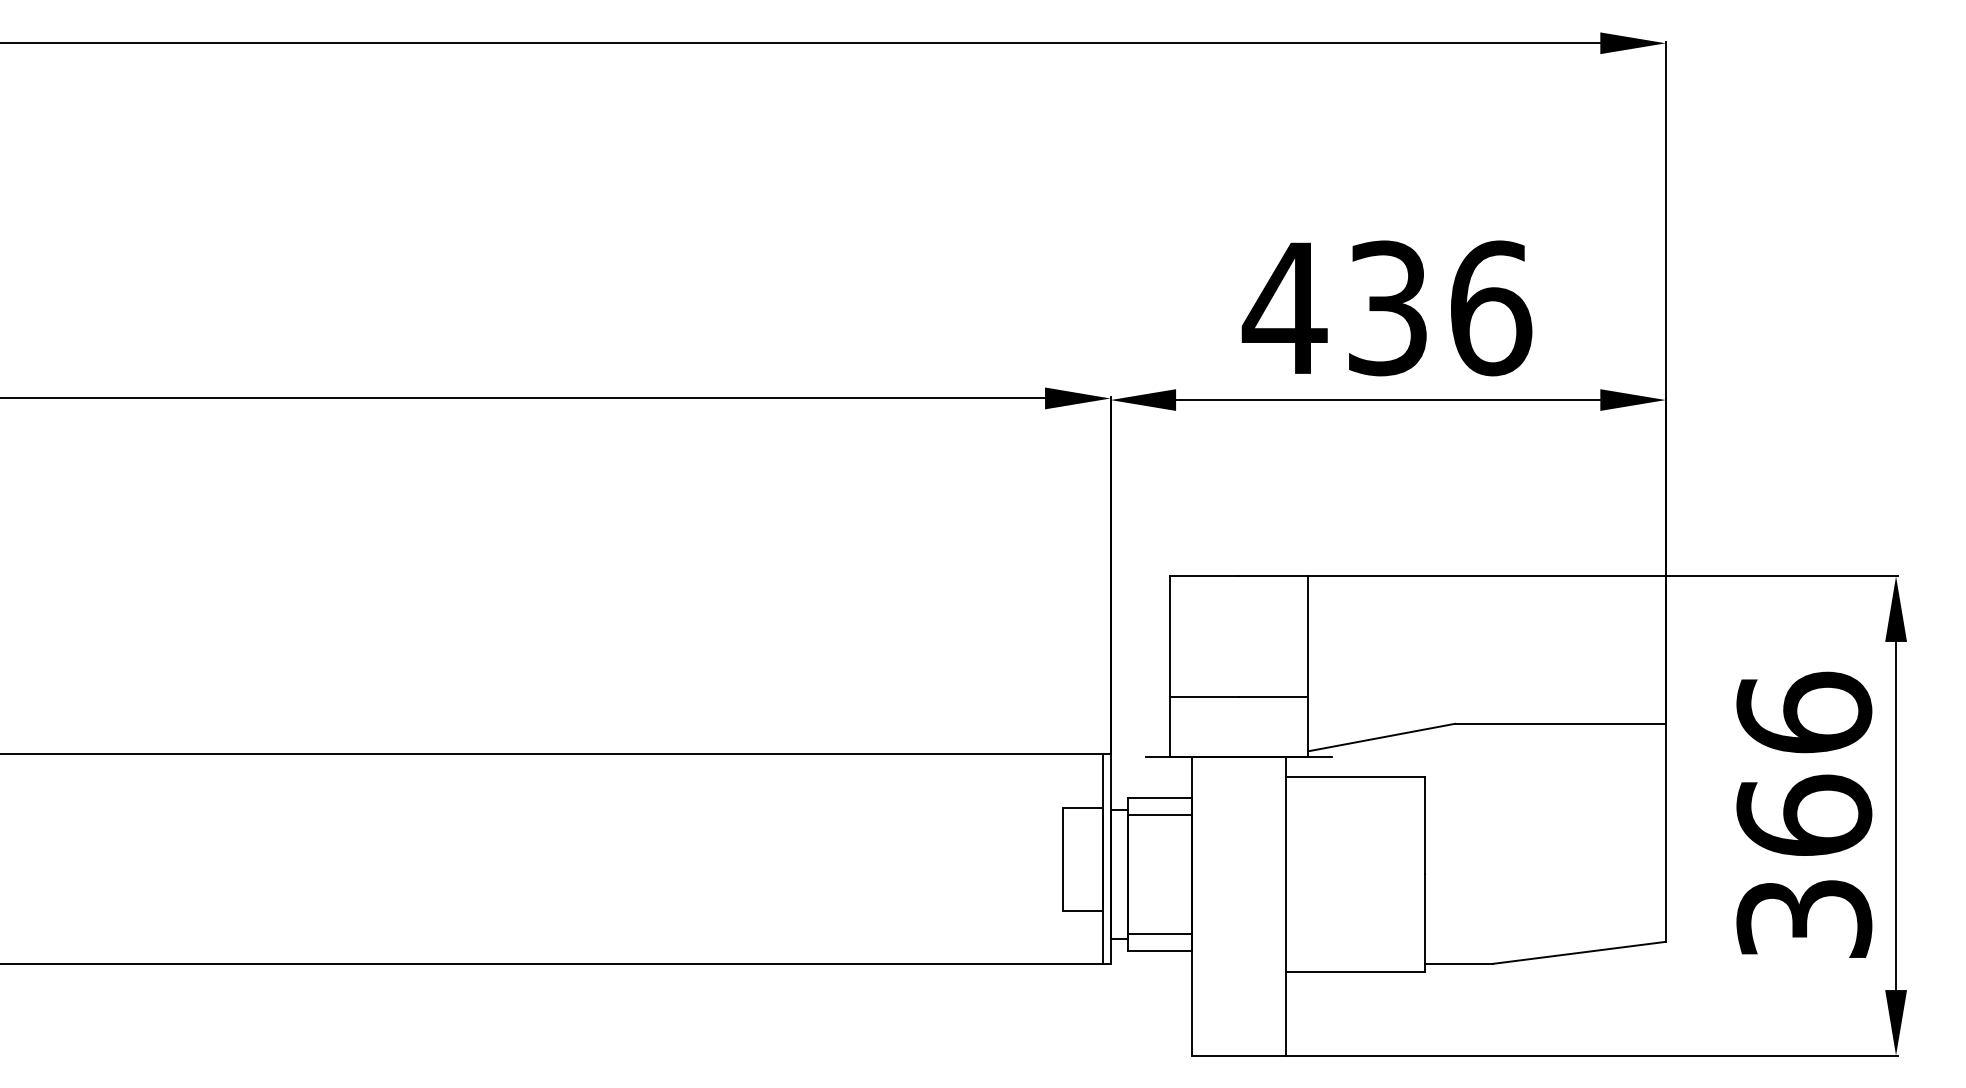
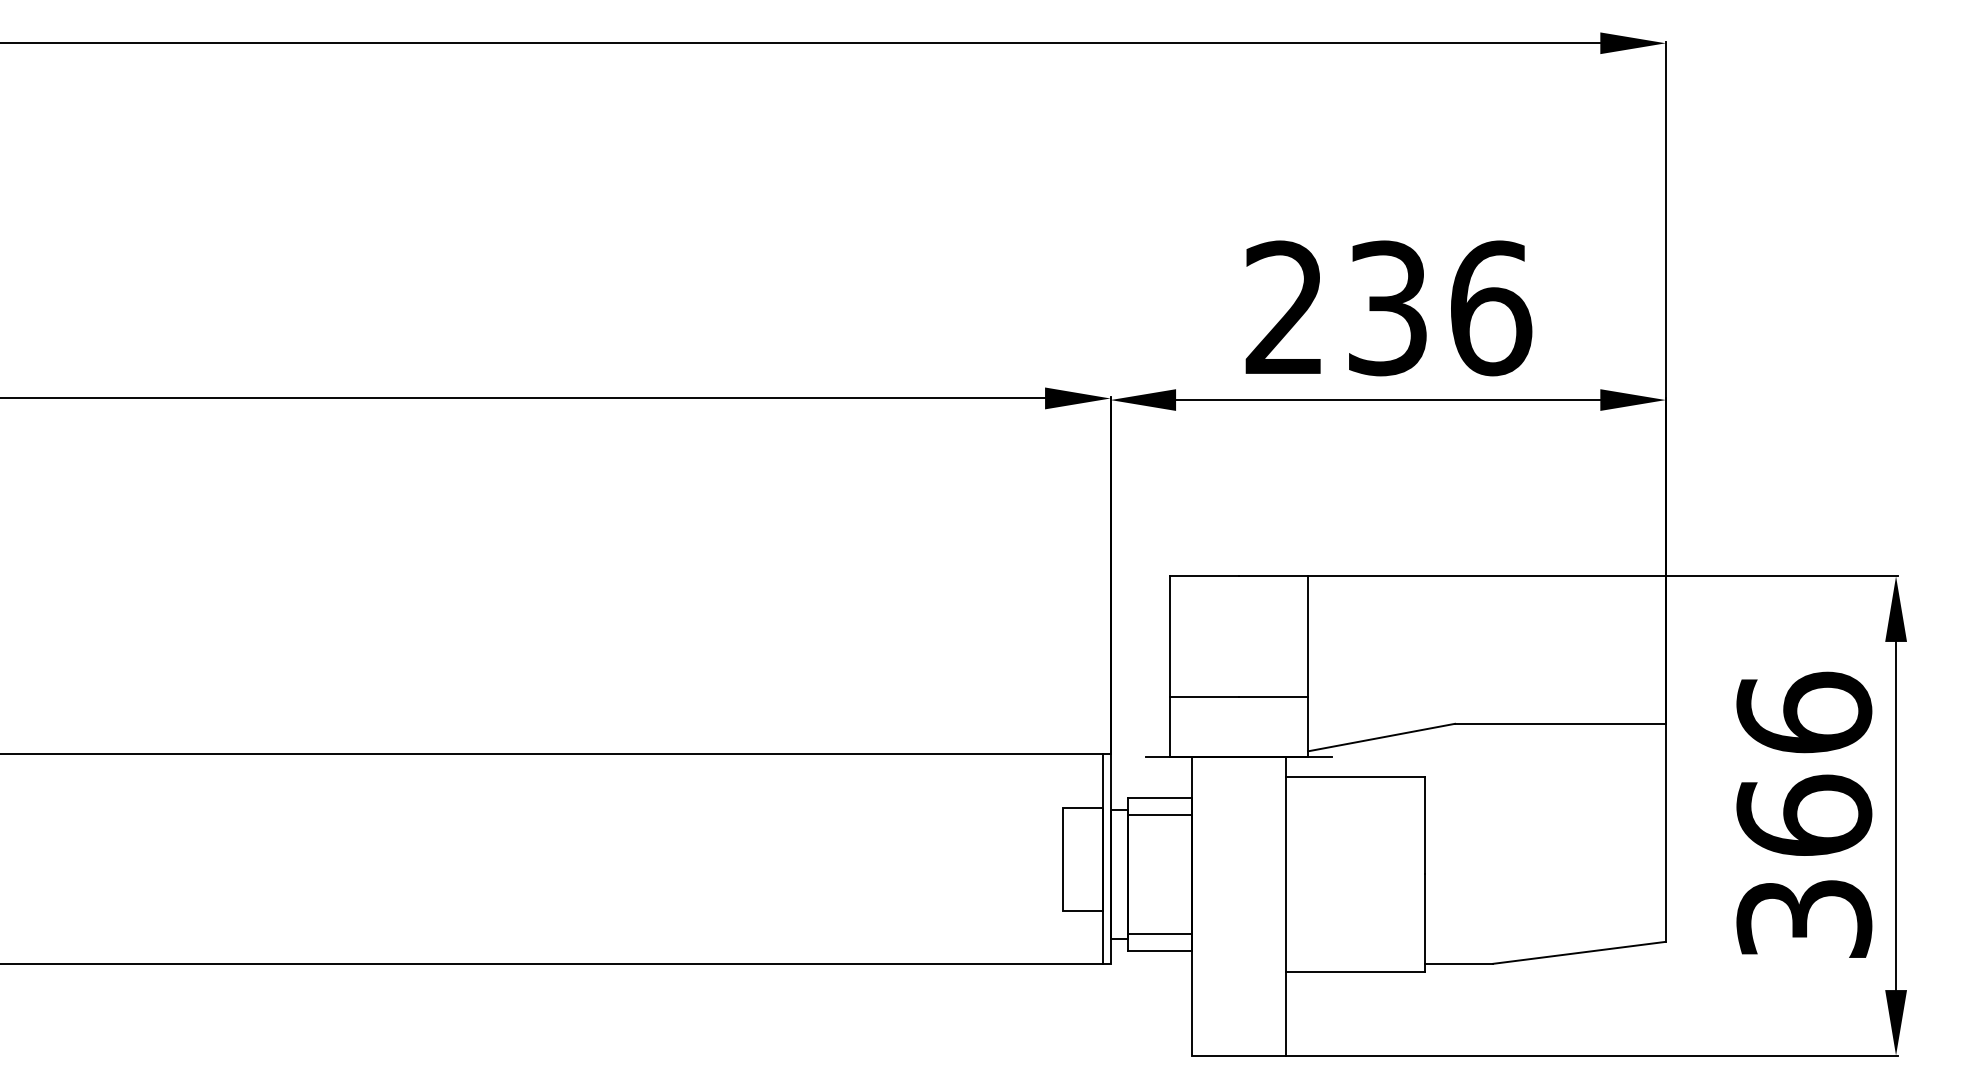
text: 436 -> 236 (1284, 306)
